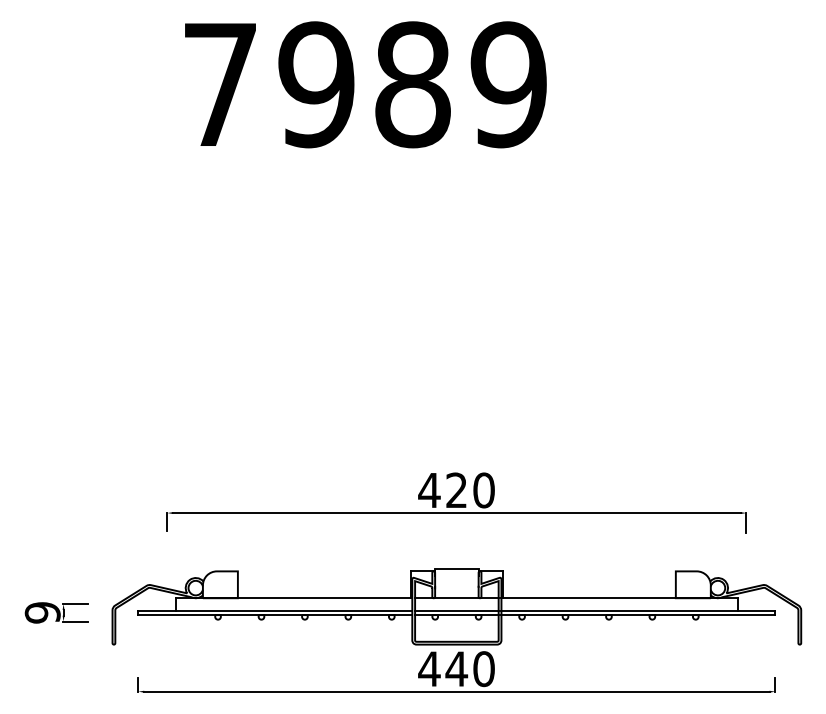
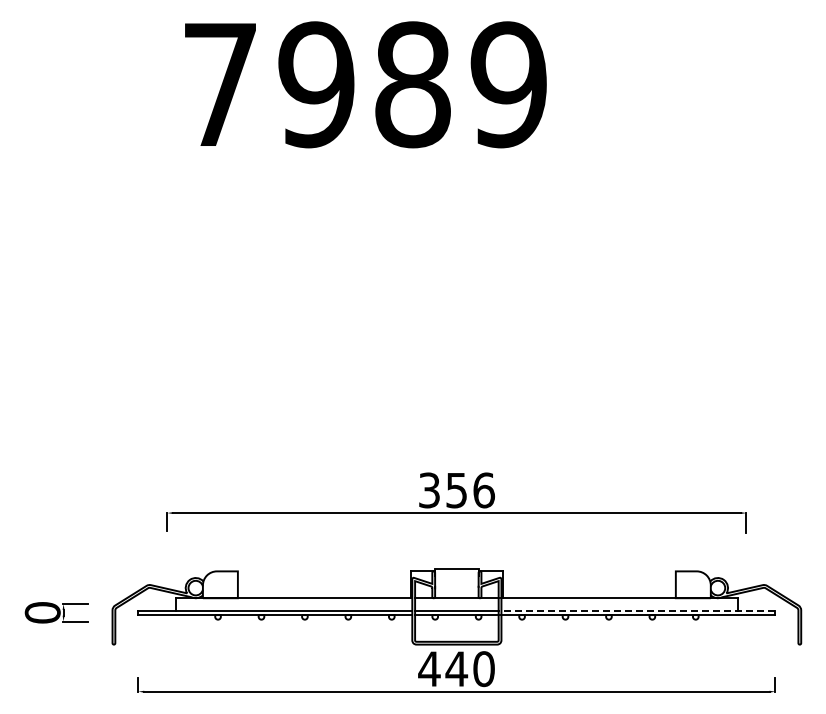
text: 420 -> 356 (456, 490)
line: solid -> dashed (638, 610)
text: 9 -> 0 (42, 612)
